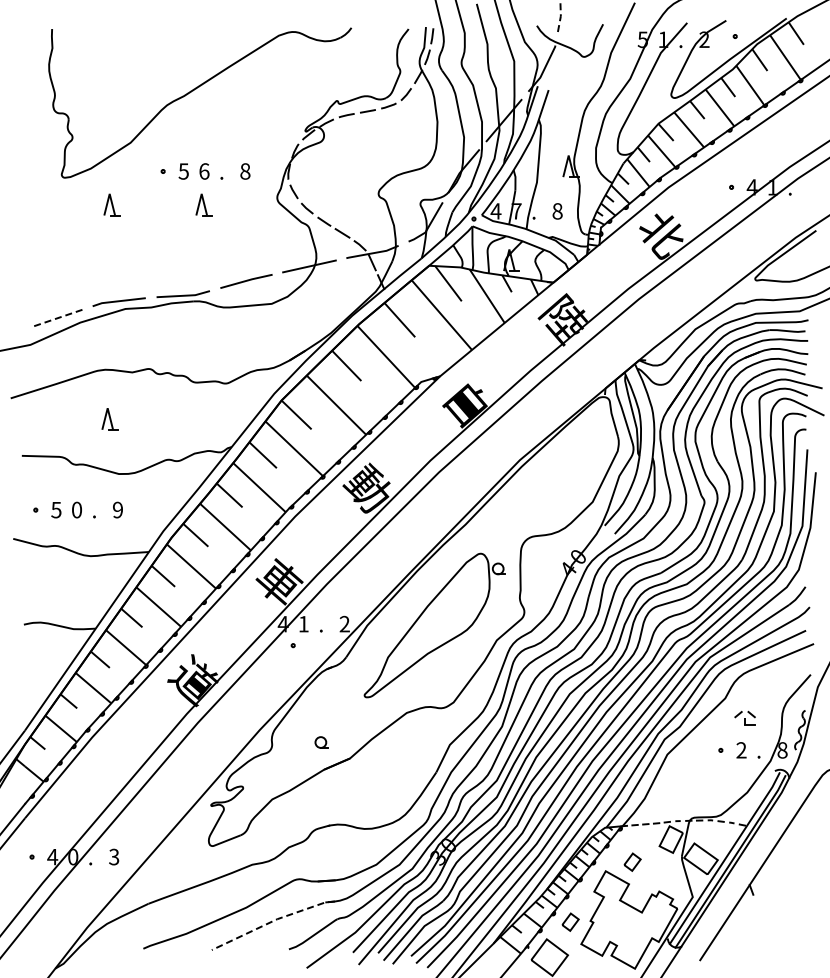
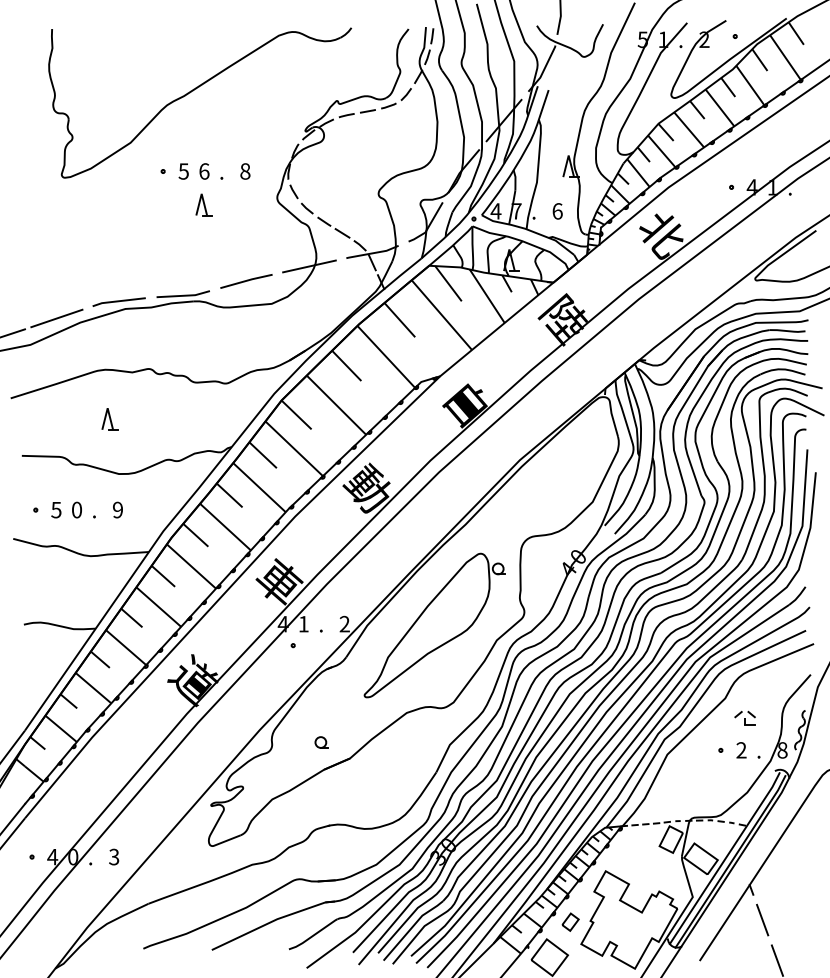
line: dashed -> solid (560, 18)
part: present -> none (111, 204)
text: 8 -> 6 (557, 211)
line: dashed -> solid (56, 318)
line: none -> present (13, 332)
part: present -> none (632, 861)
line: none -> present (762, 919)
line: dashed -> solid (272, 921)
line: none -> present (776, 959)
